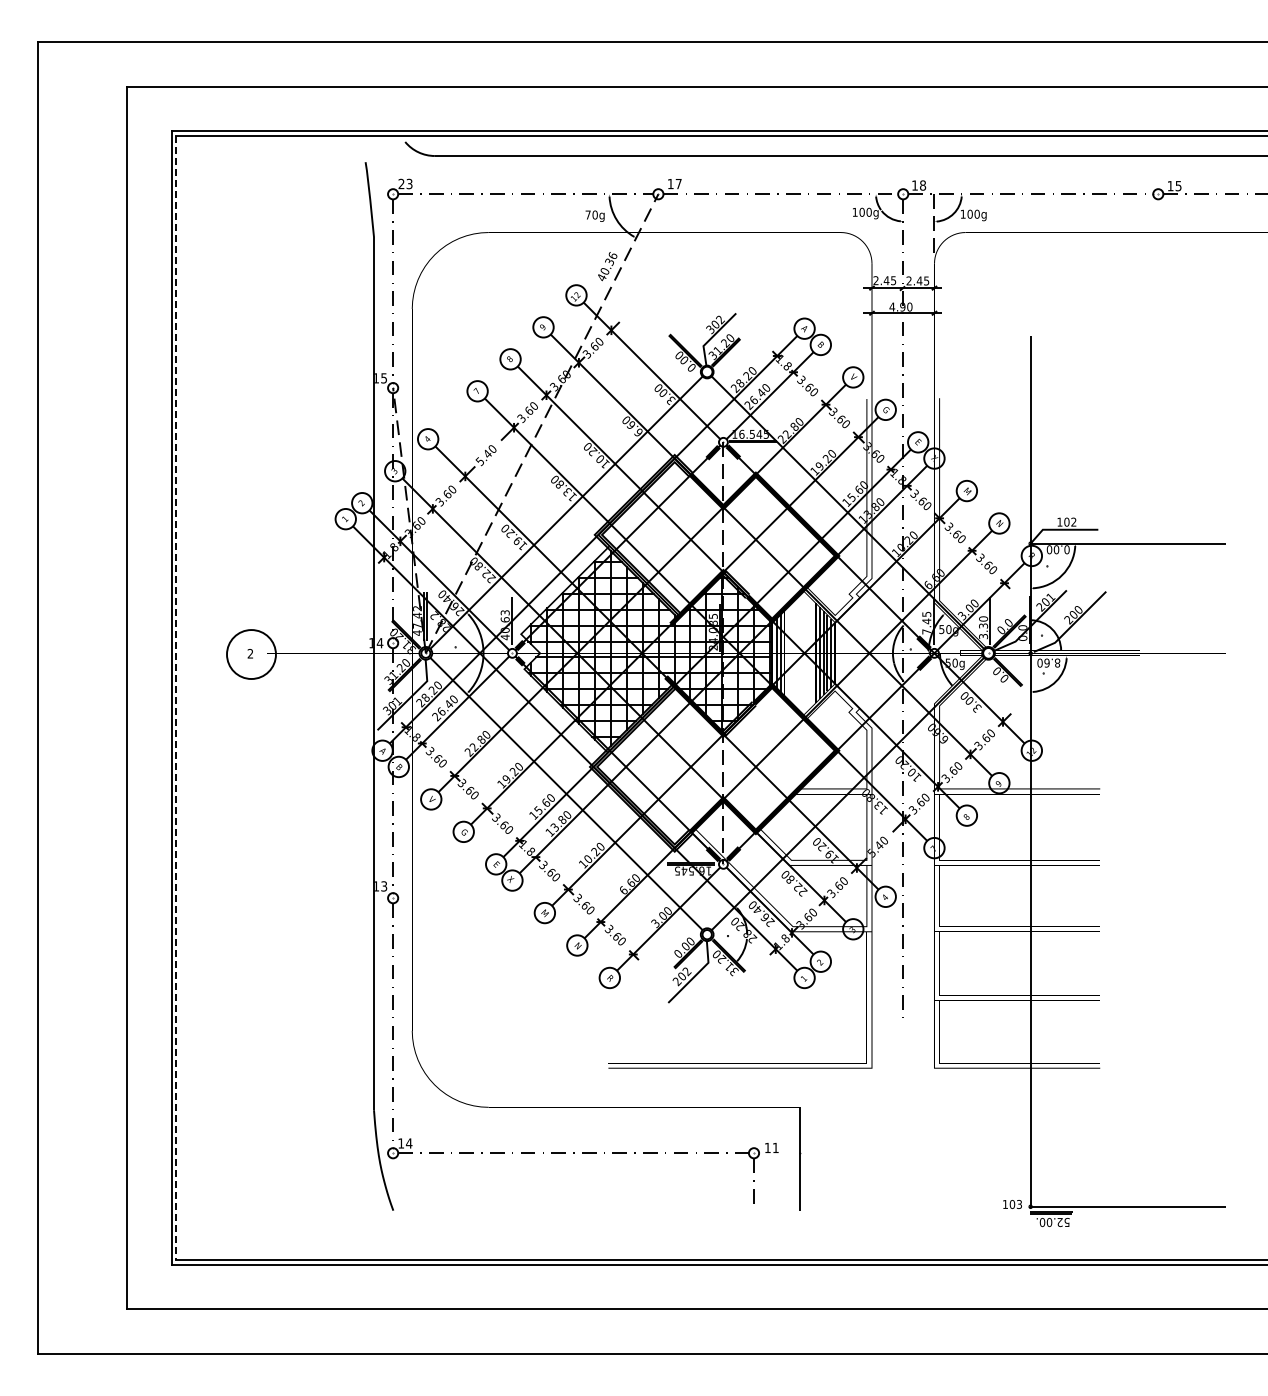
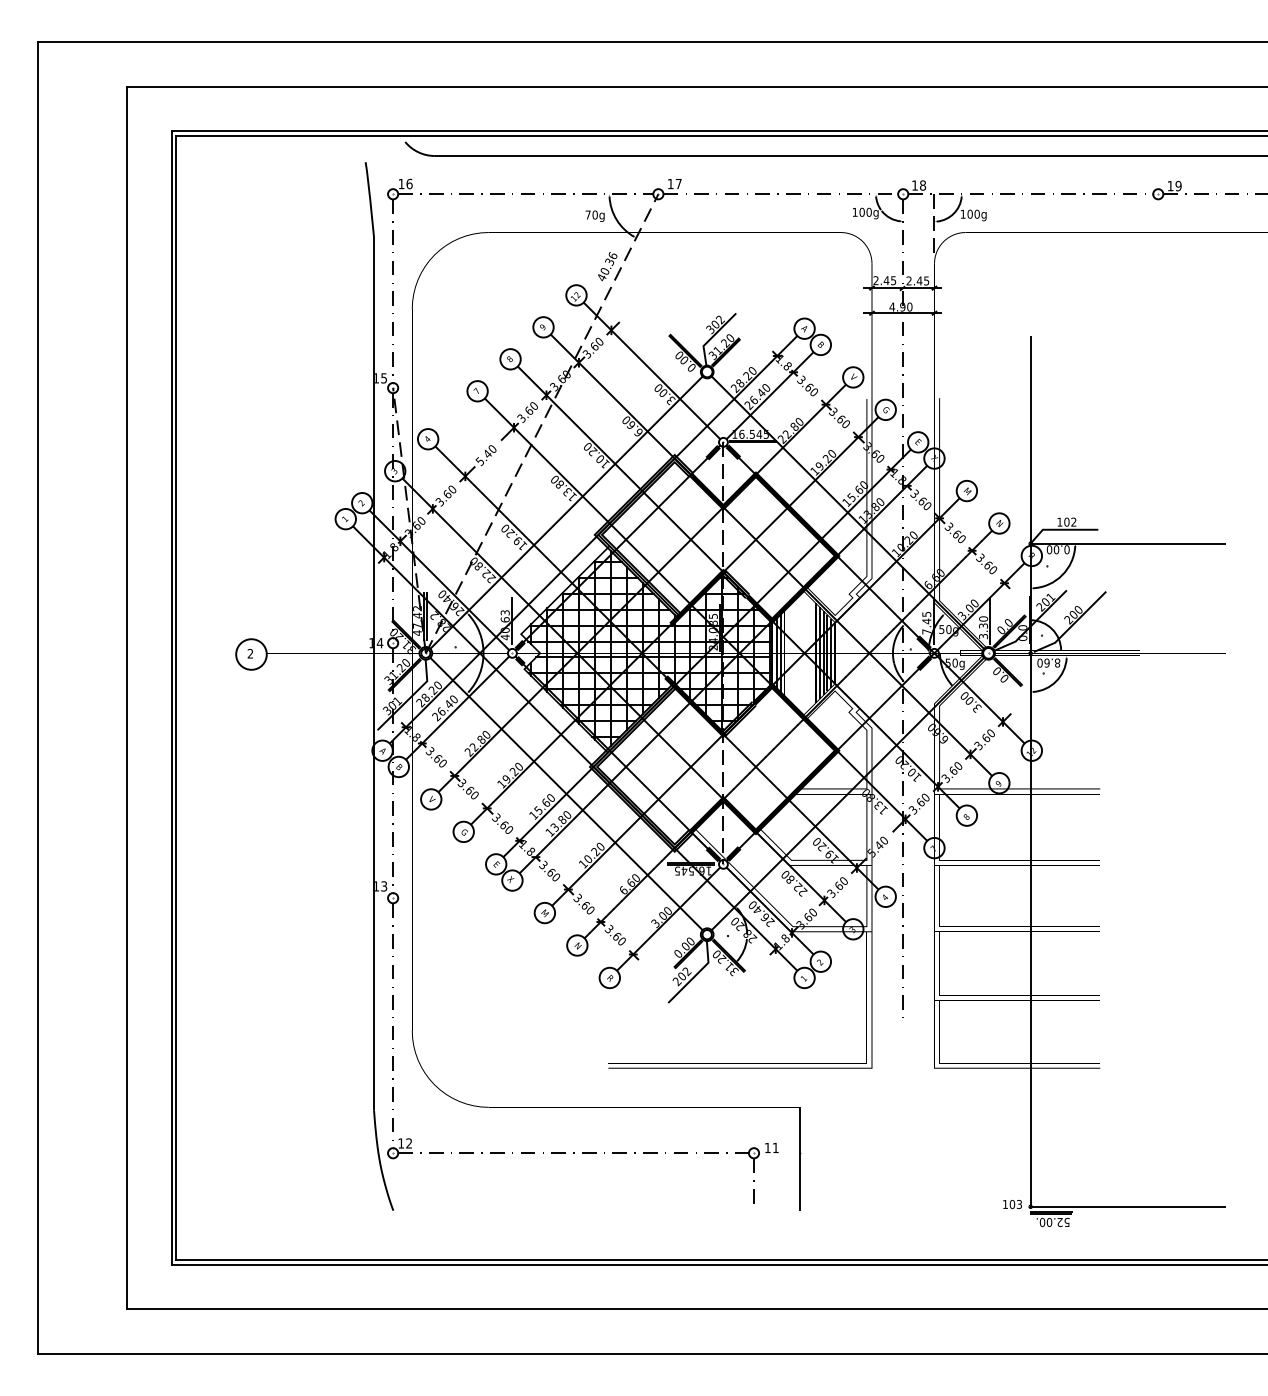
text: 23 -> 16 (405, 183)
text: 15 -> 19 (1178, 185)
circle diameter: 49 px -> 31 px (251, 654)
line: dashed -> solid (176, 698)
text: 14 -> 12 (408, 1143)
